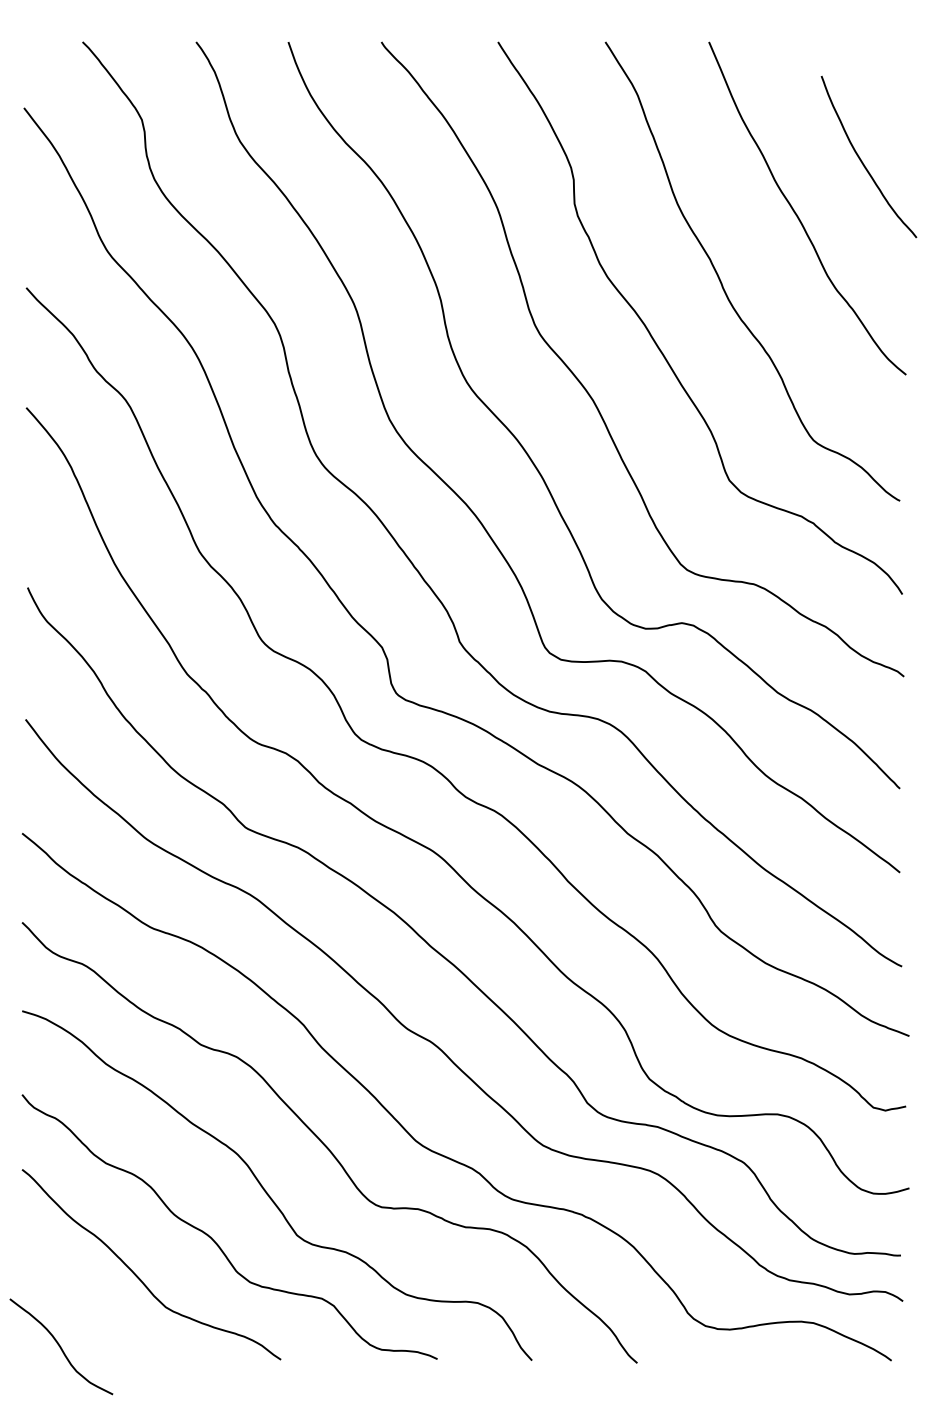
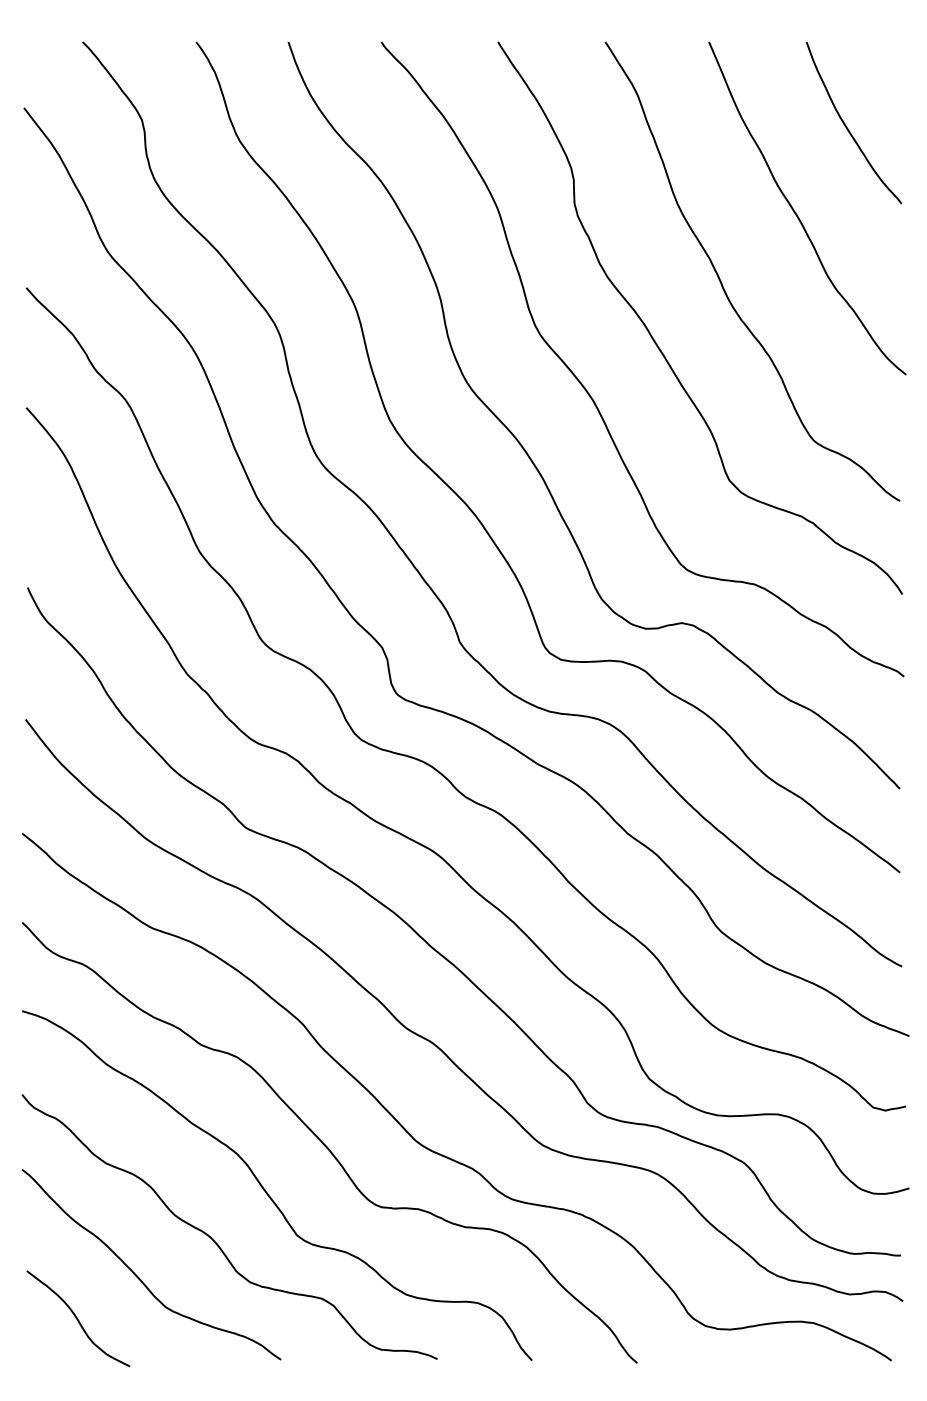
curve position: (861, 159) -> (846, 125) (846, 125)
curve position: (61, 1346) -> (78, 1318) (78, 1318)
